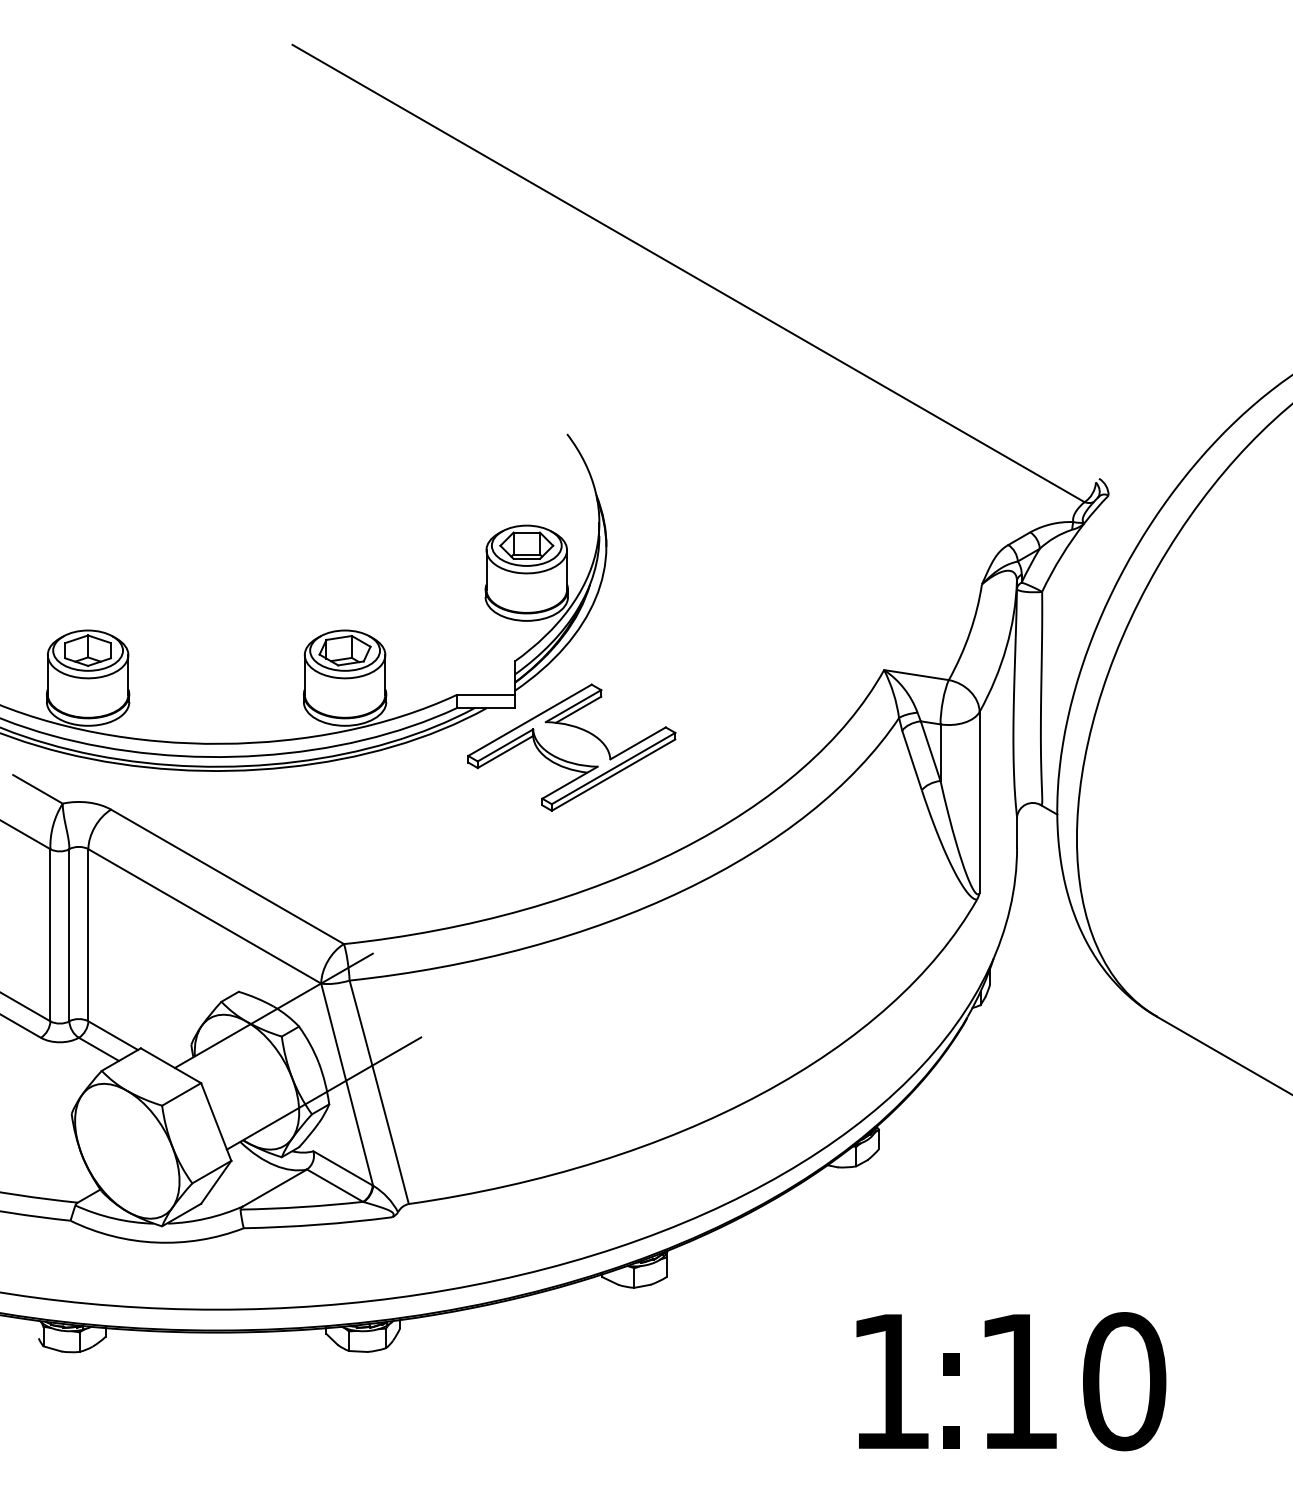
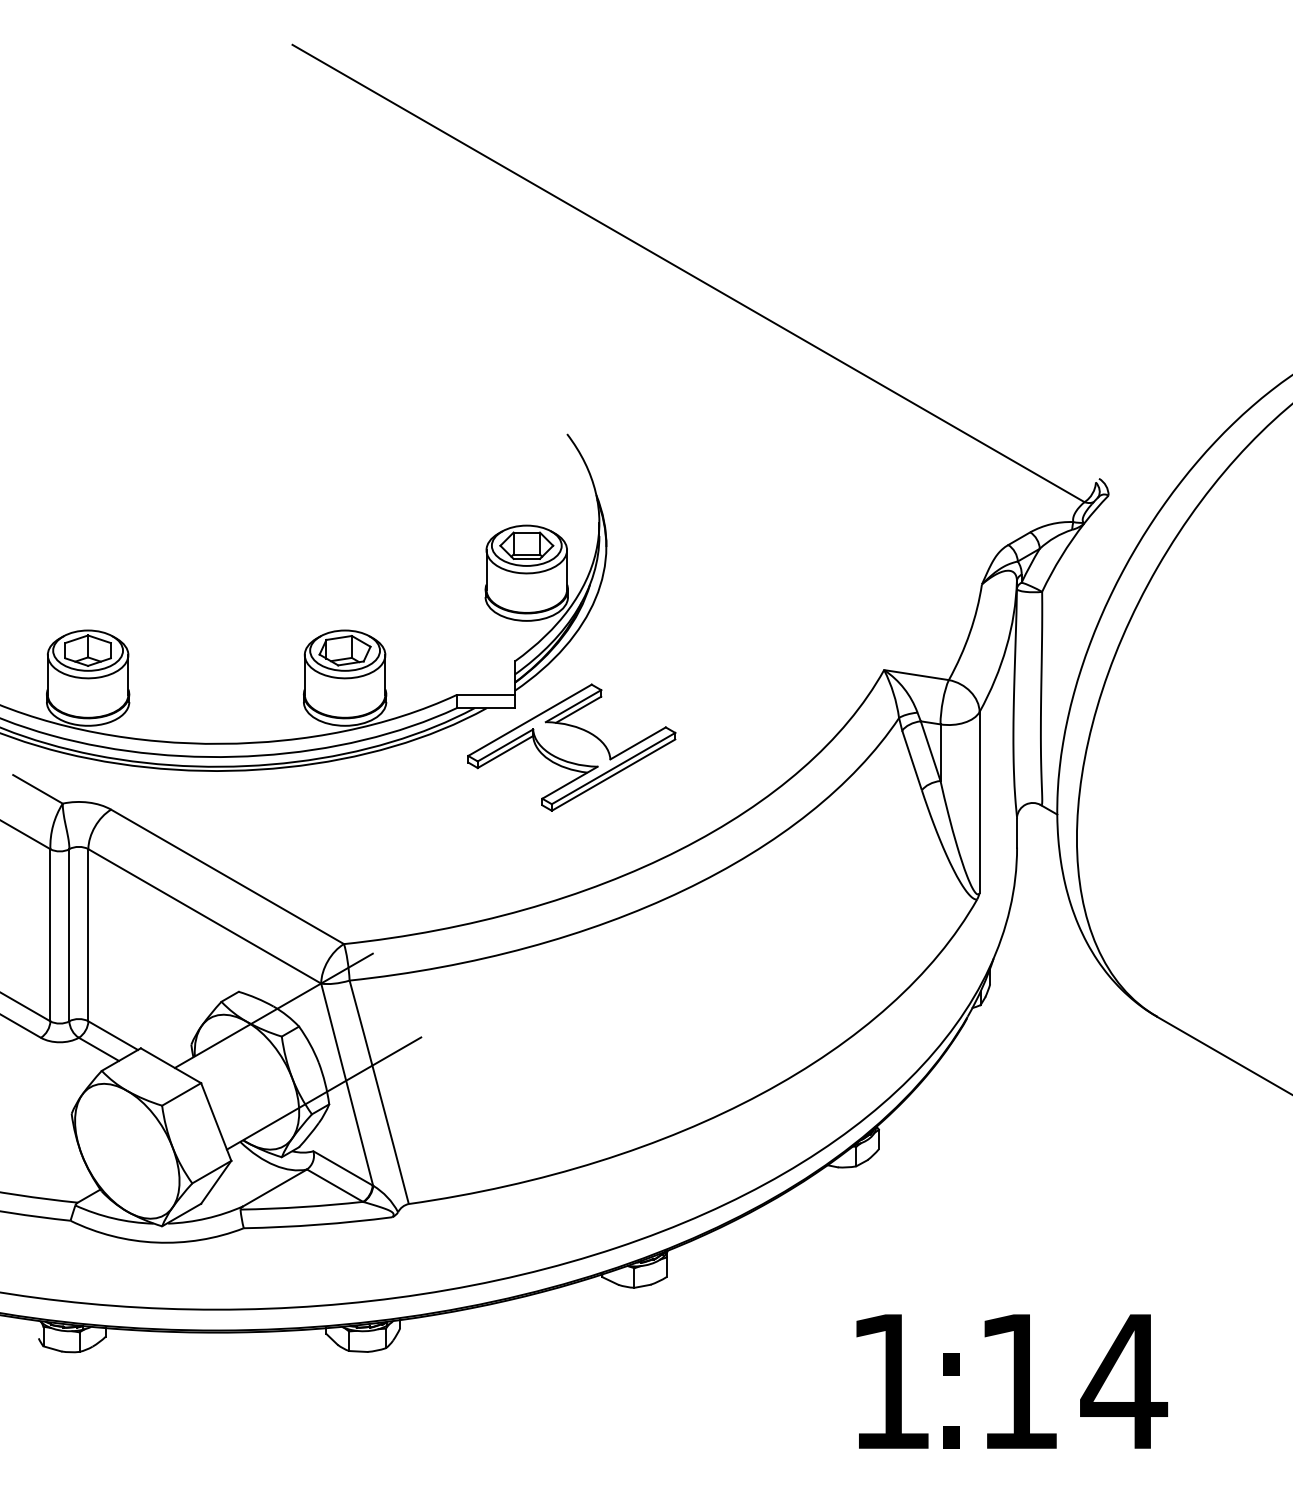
text: 10 -> 14 (1124, 1381)
